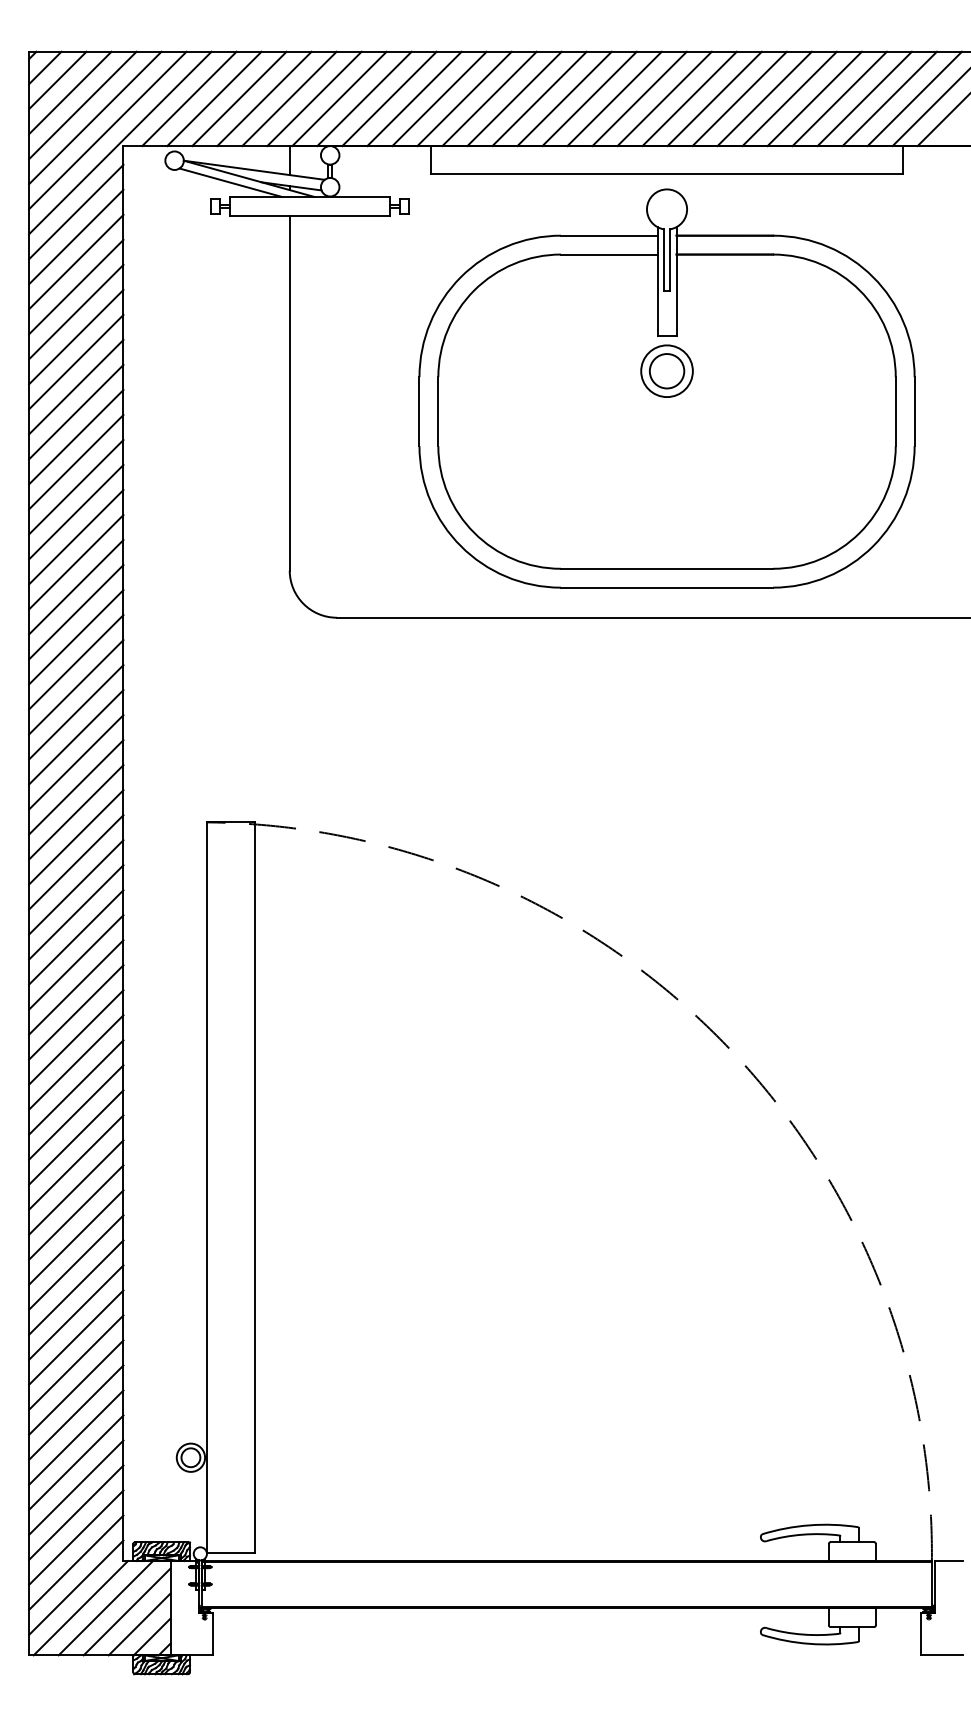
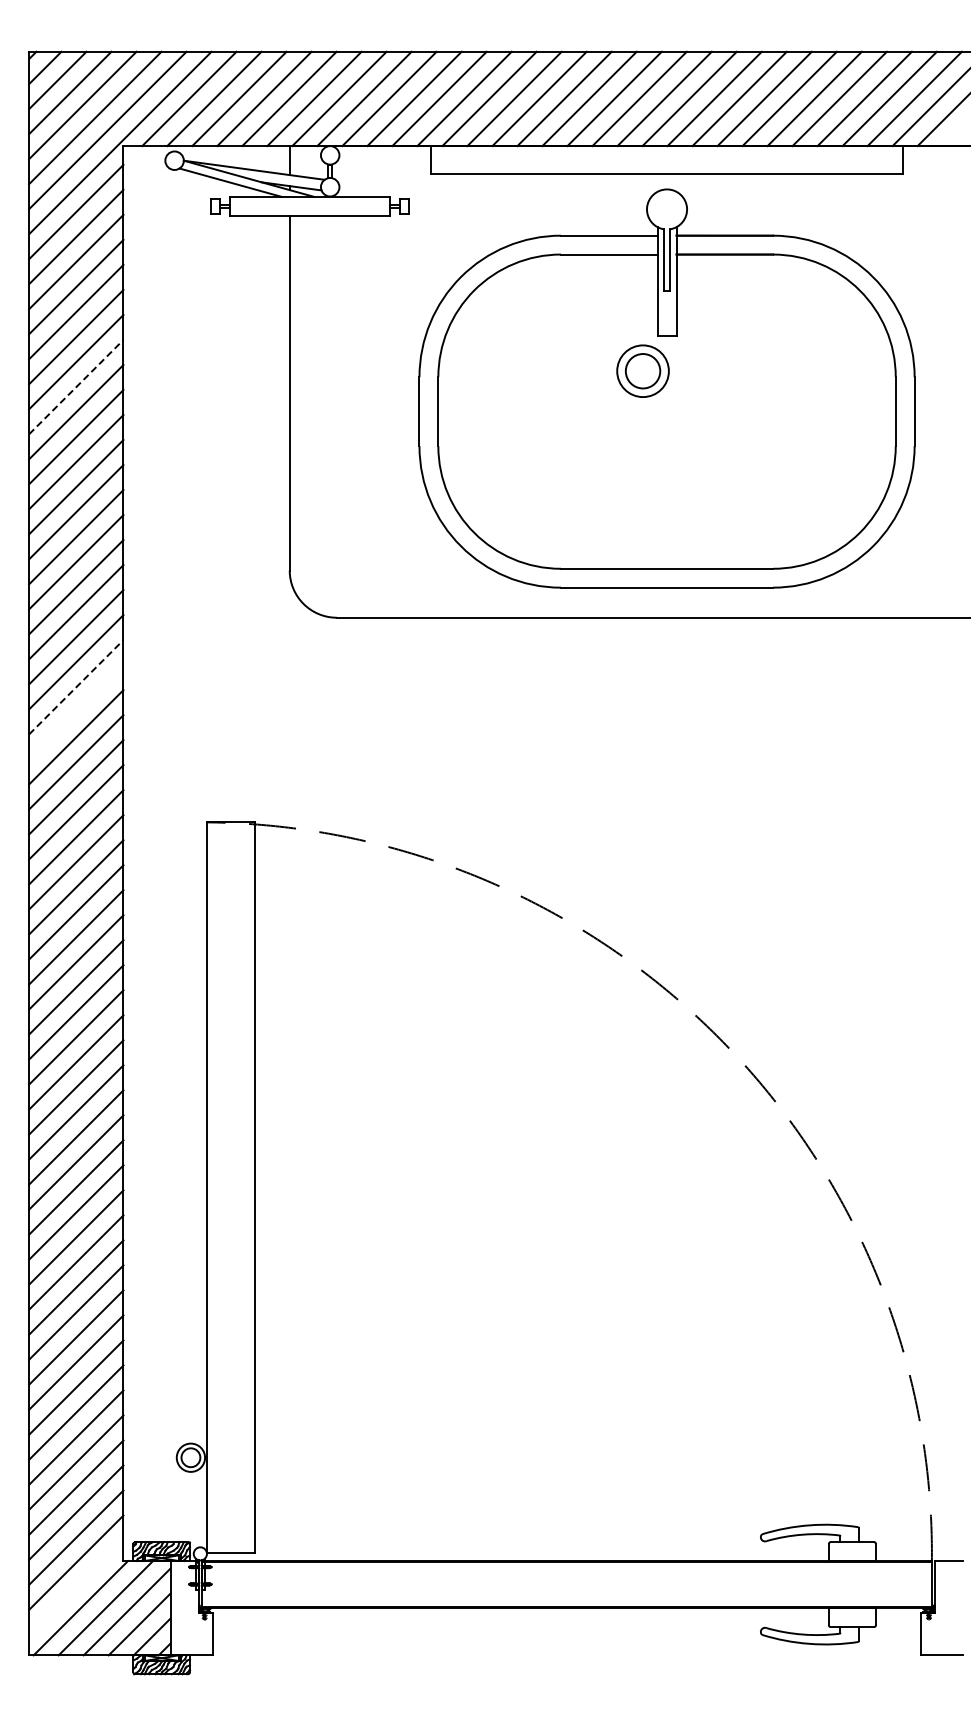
part position: (666, 370) -> (642, 370) (642, 370)
line: solid -> dashed (76, 387)
line: solid -> dashed (76, 687)
line: present -> none (76, 712)
line: present -> none (76, 1587)
